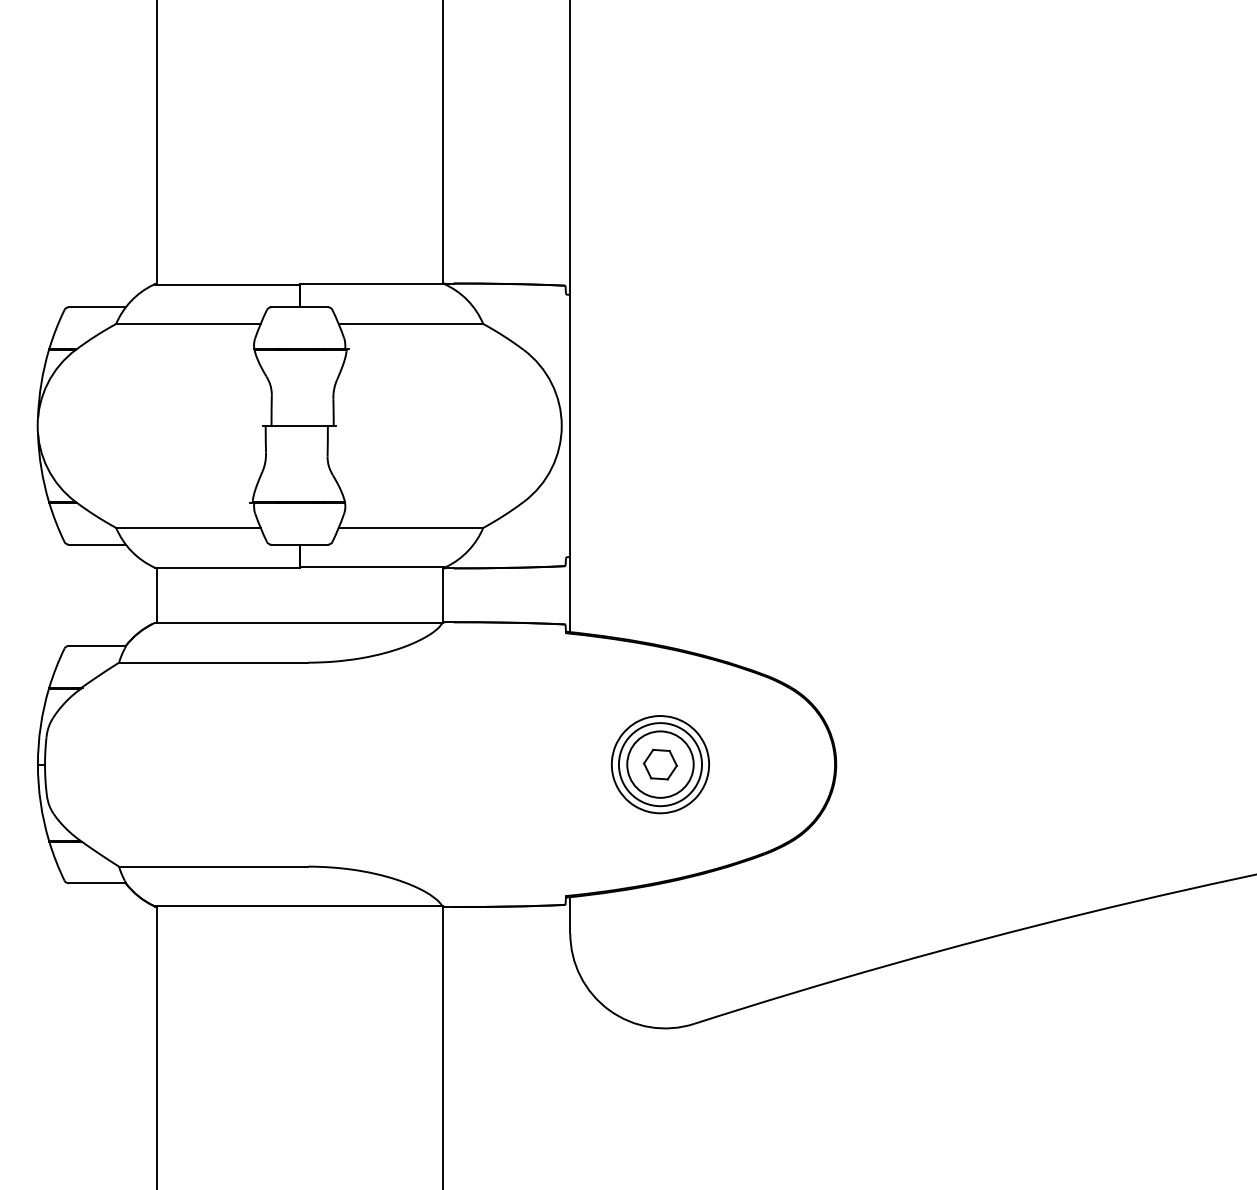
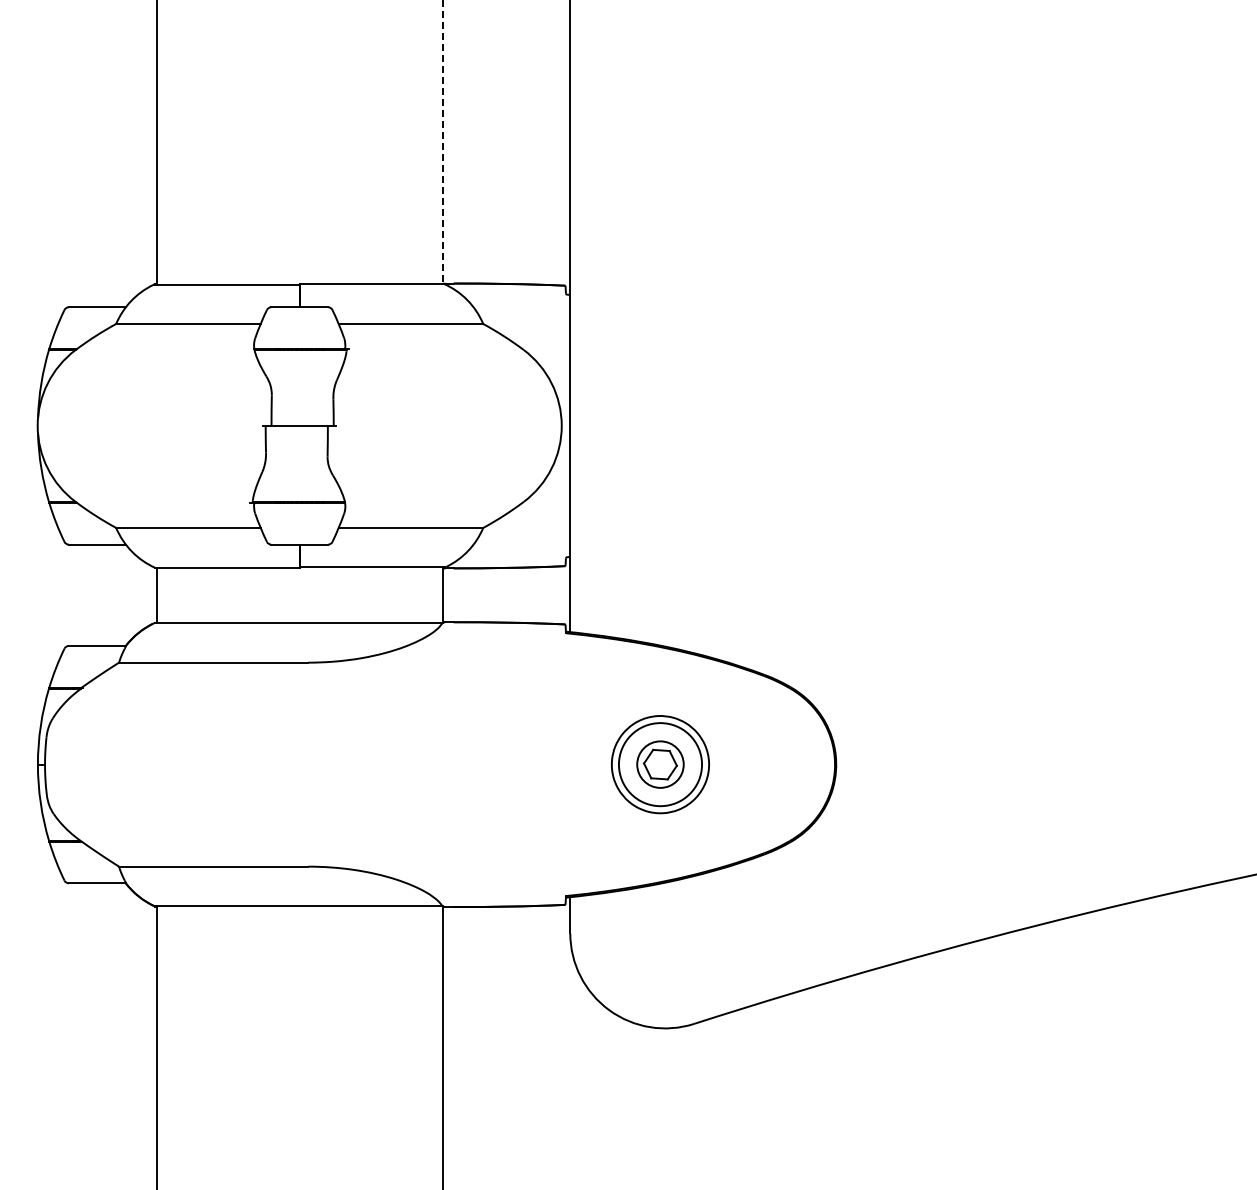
line: solid -> dashed (442, 142)
circle diameter: 66 px -> 47 px (660, 764)
